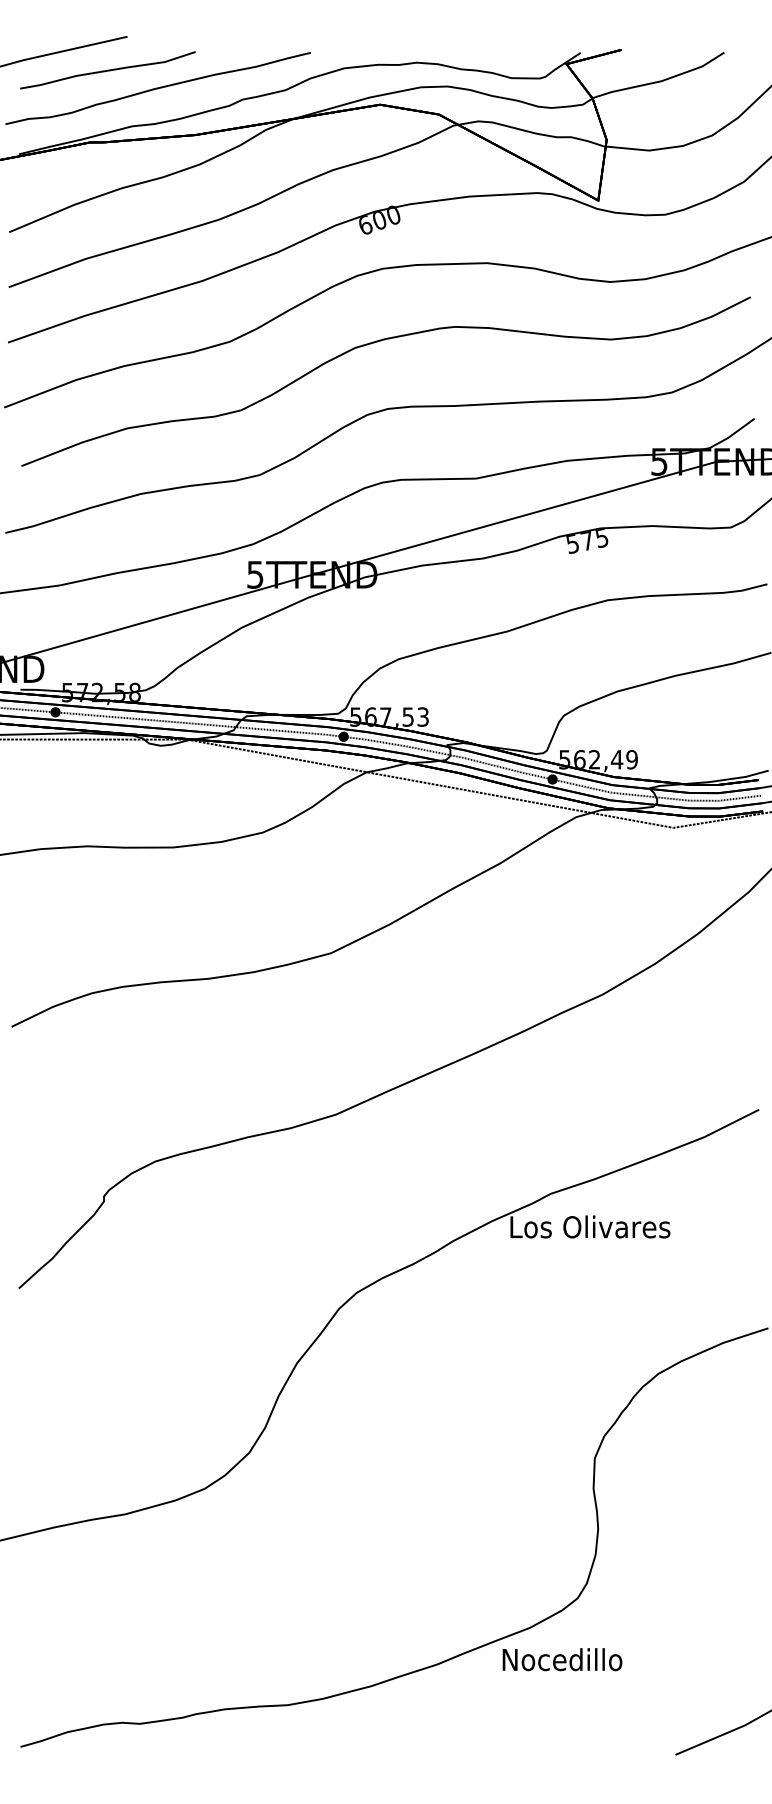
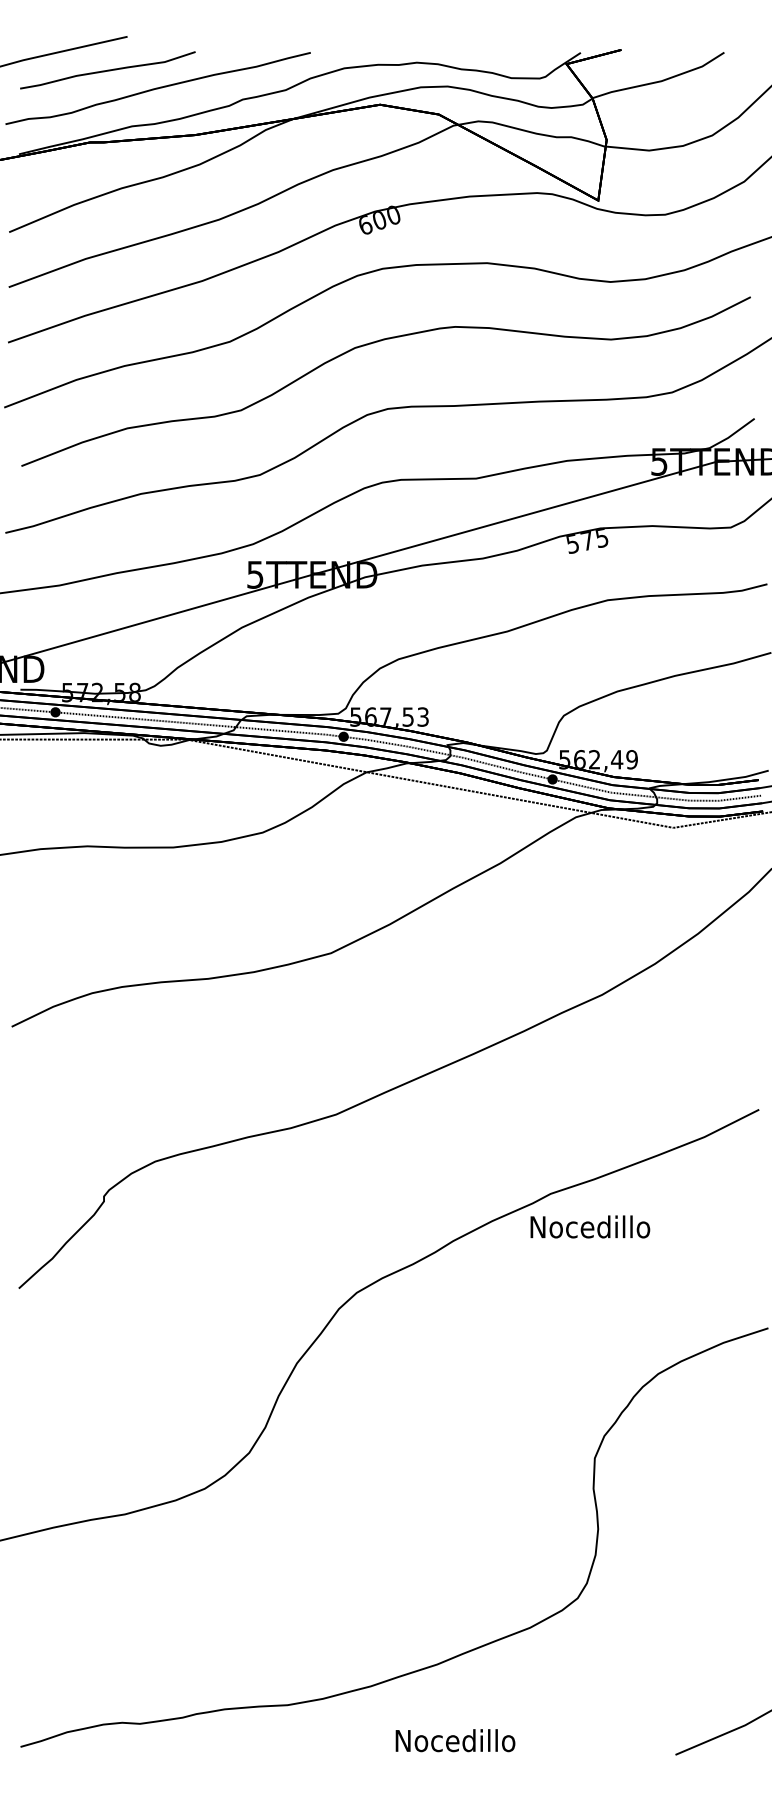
text: Los Olivares -> Nocedillo (590, 1226)
text position: (562, 1659) -> (455, 1740) (455, 1740)
